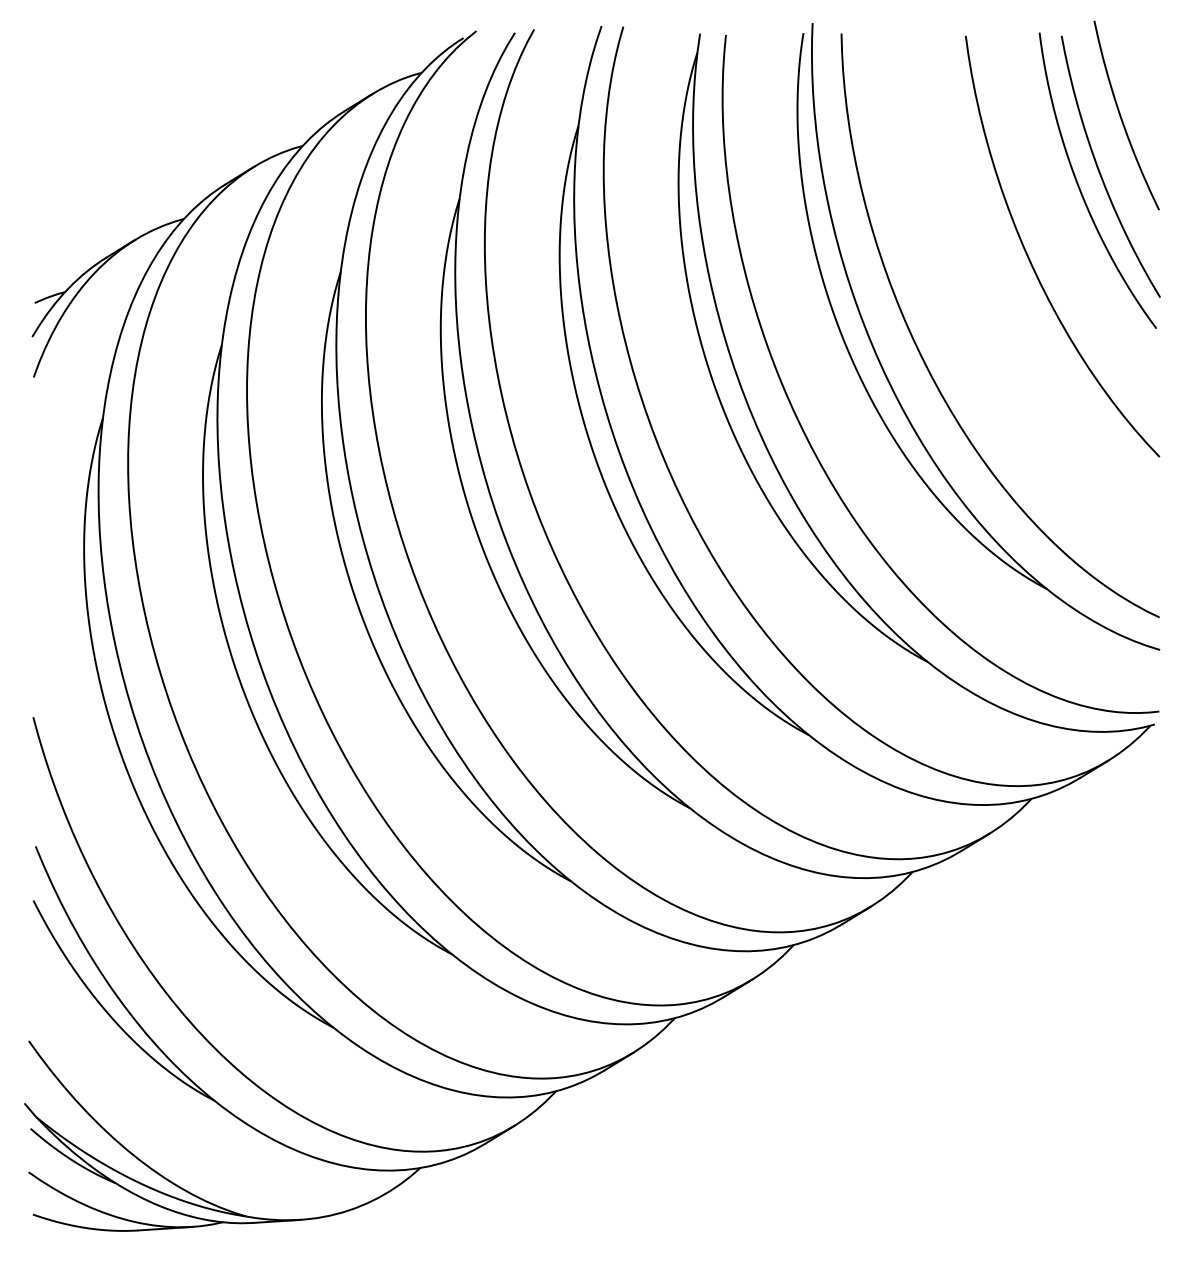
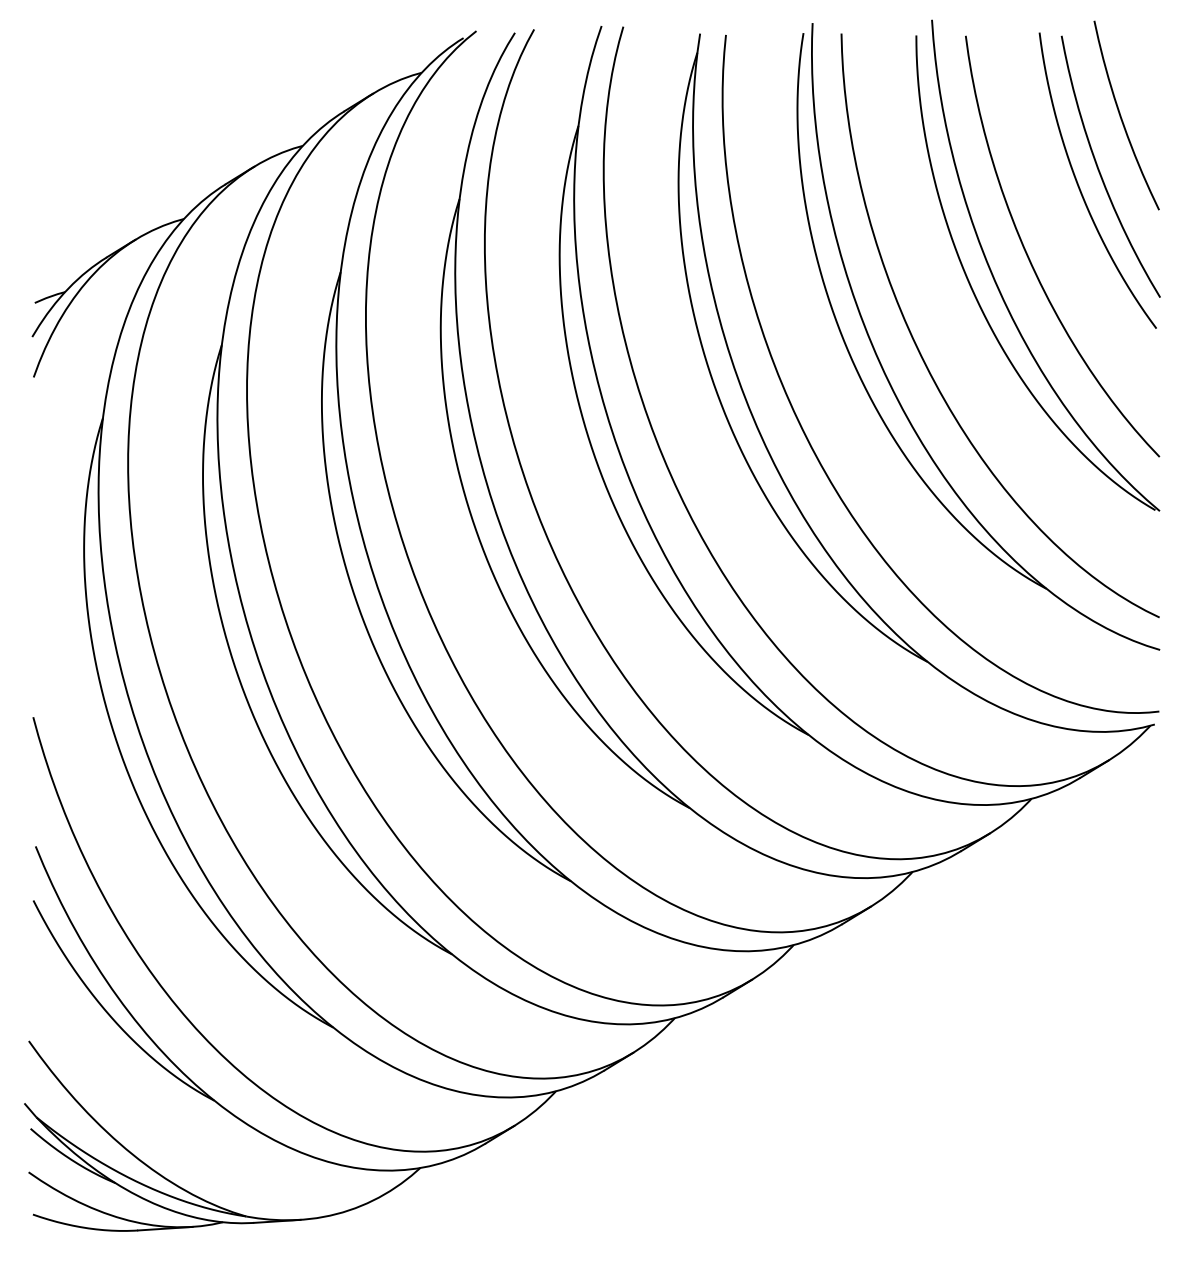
part: none -> present (997, 283)
